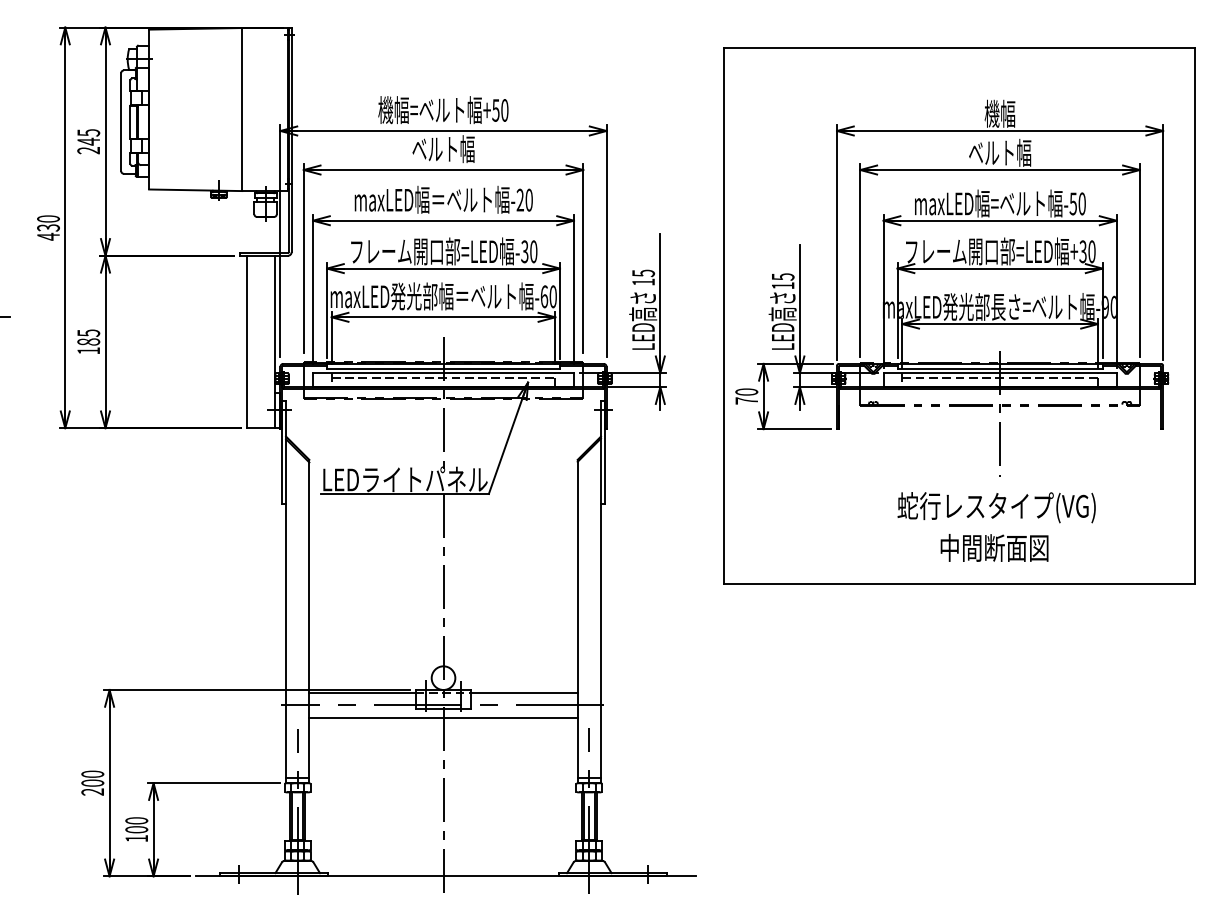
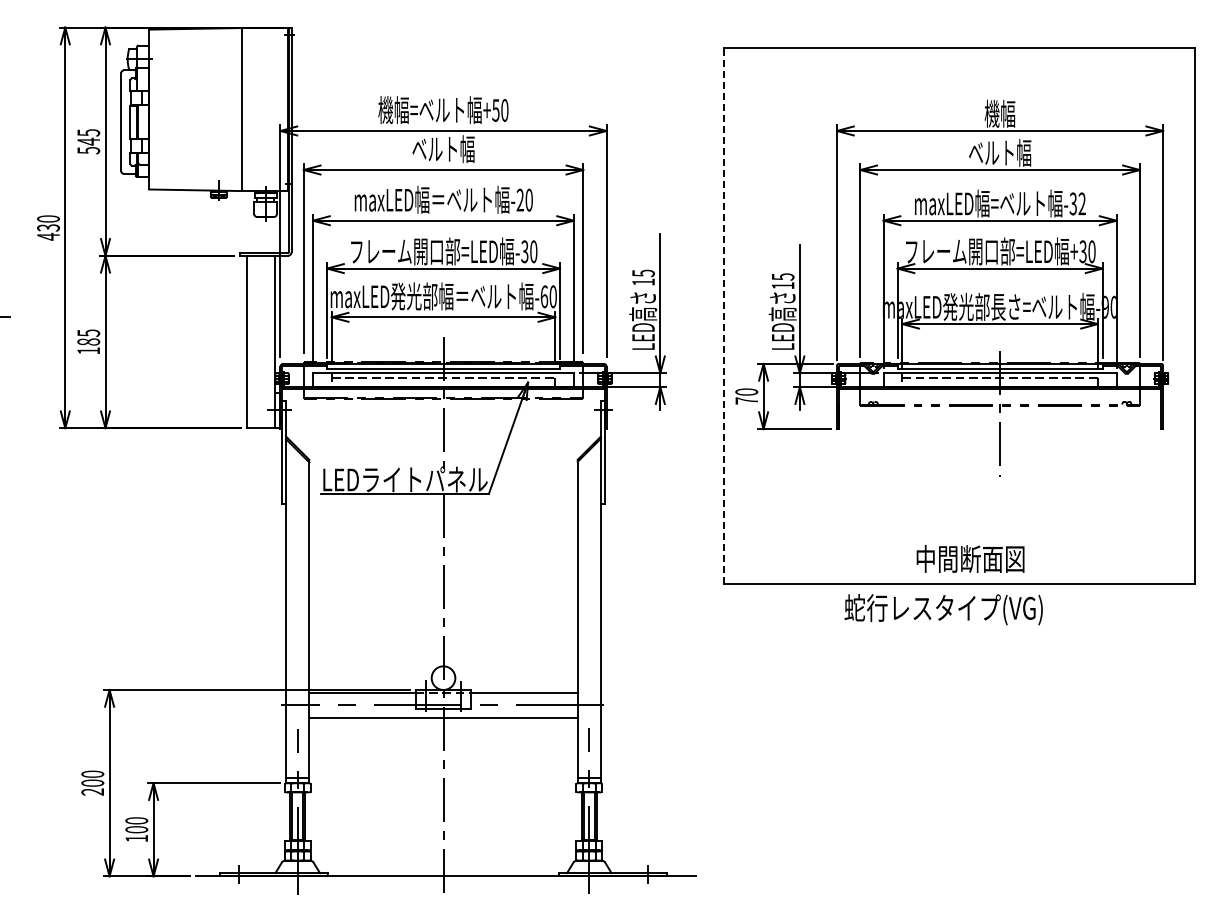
text: 245 -> 545 (88, 150)
text: -50 -> -32 (1077, 203)
line: solid -> dashed (723, 315)
text position: (996, 507) -> (943, 609) (943, 609)
text position: (994, 547) -> (970, 558) (970, 558)
